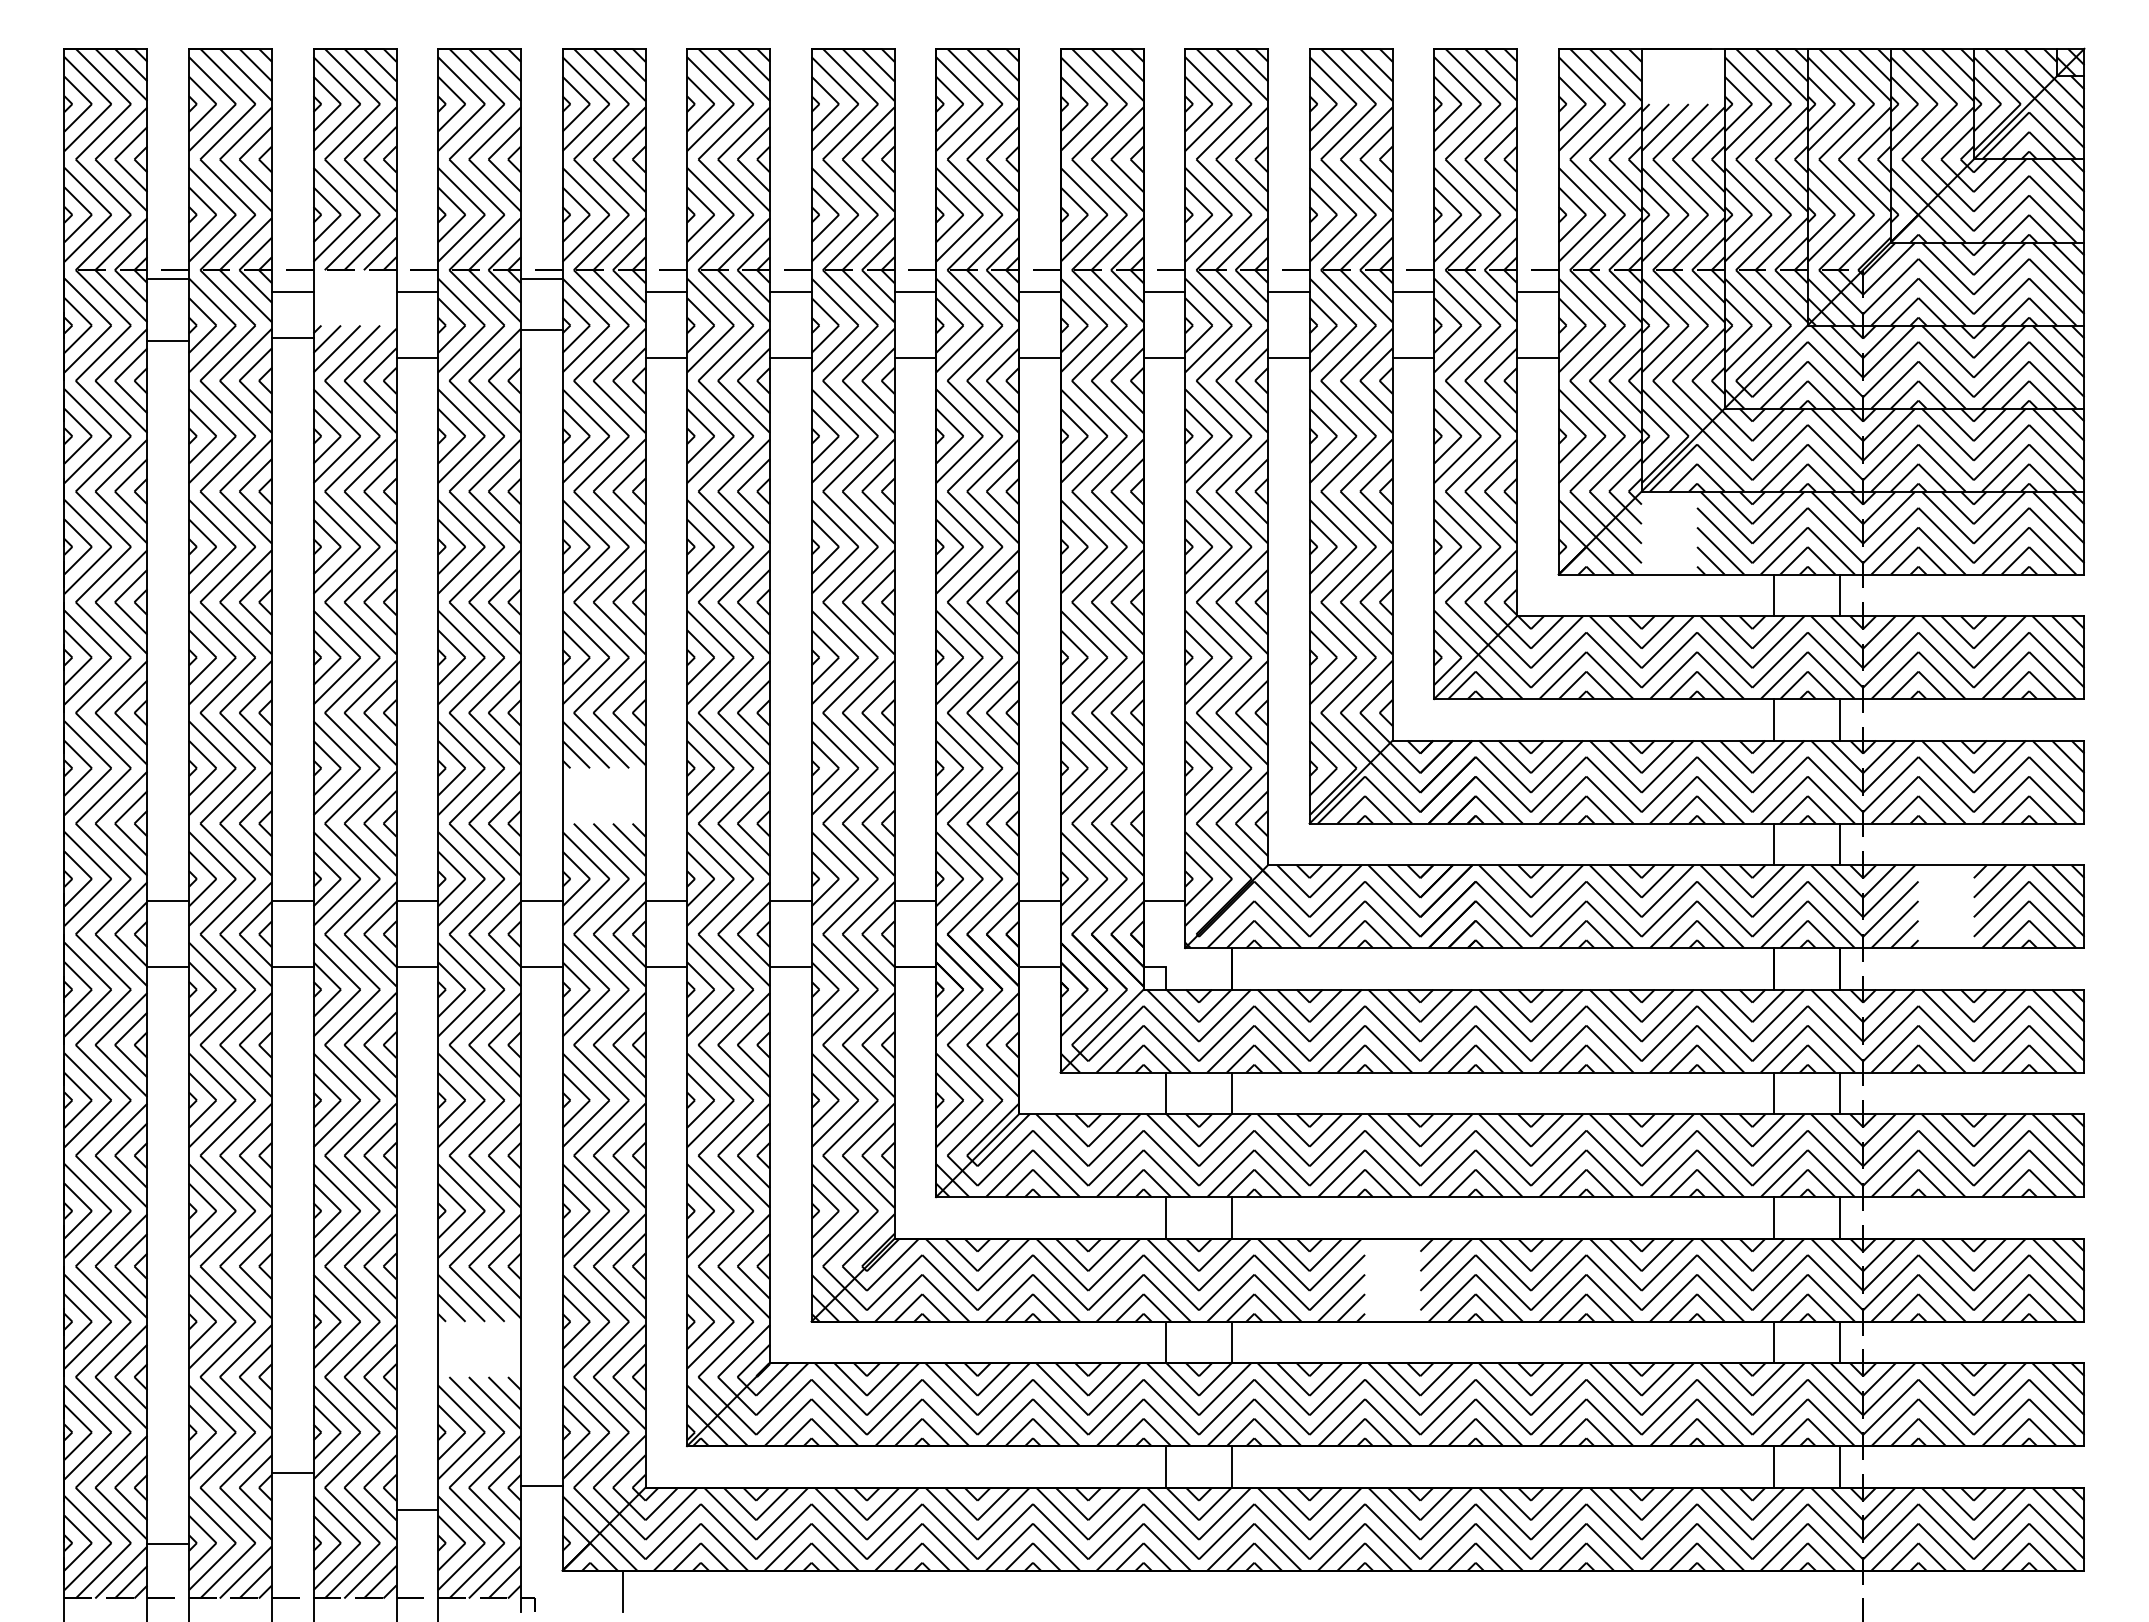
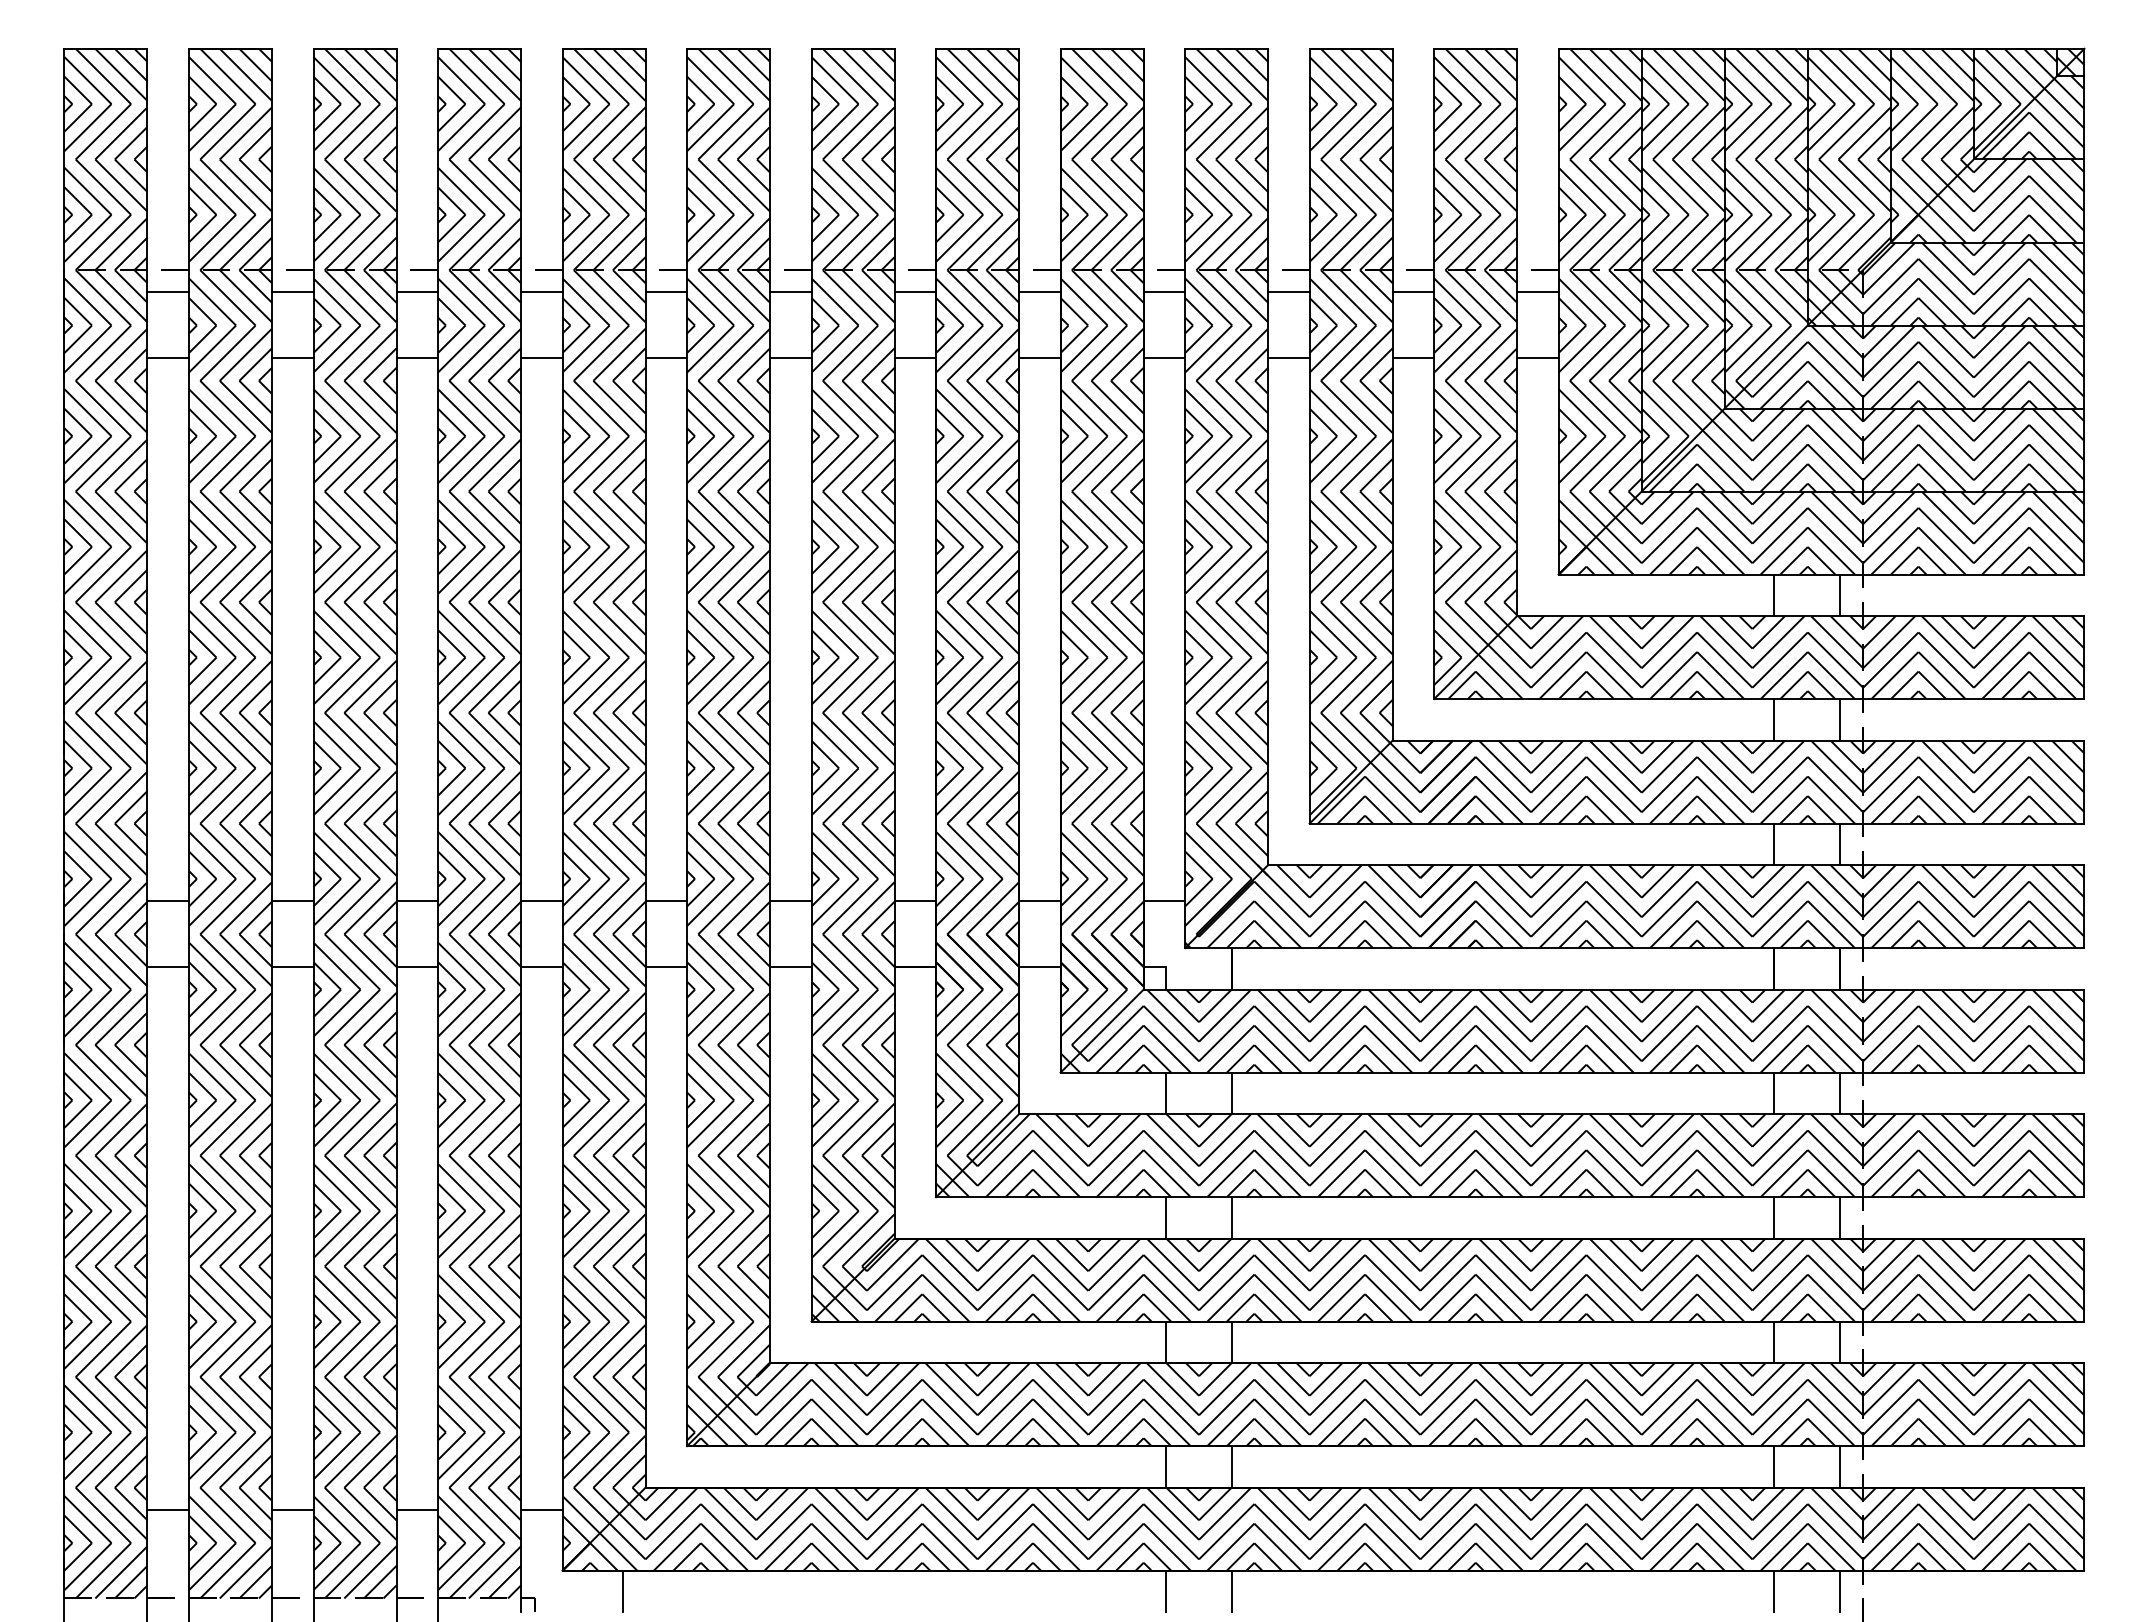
hatch: none -> present (1682, 76)
line position: (167, 279) -> (167, 292) (167, 292)
line position: (541, 279) -> (541, 292) (541, 292)
hatch: none -> present (354, 297)
line position: (541, 330) -> (541, 358) (541, 358)
line position: (292, 338) -> (292, 358) (292, 358)
line position: (167, 341) -> (167, 358) (167, 358)
hatch: none -> present (1669, 532)
hatch: none -> present (603, 795)
hatch: none -> present (1945, 906)
hatch: none -> present (1392, 1279)
hatch: none -> present (479, 1349)
line position: (292, 1472) -> (292, 1509) (292, 1509)
line position: (541, 1485) -> (541, 1509) (541, 1509)
line position: (167, 1543) -> (167, 1509) (167, 1509)
line: none -> present (1165, 1591)
line: none -> present (1231, 1591)
line: none -> present (1774, 1591)
line: none -> present (1840, 1591)
